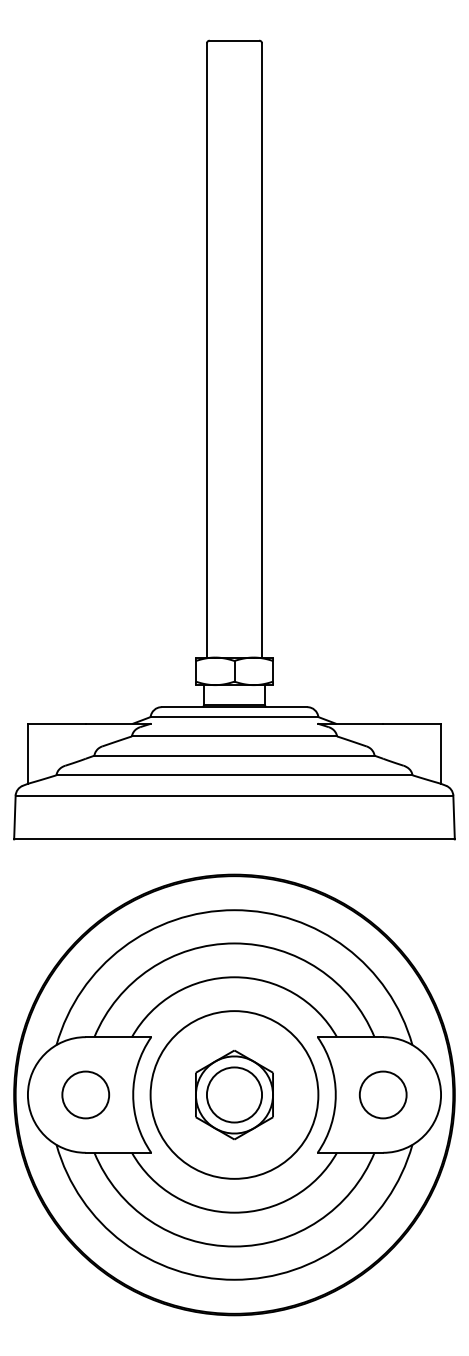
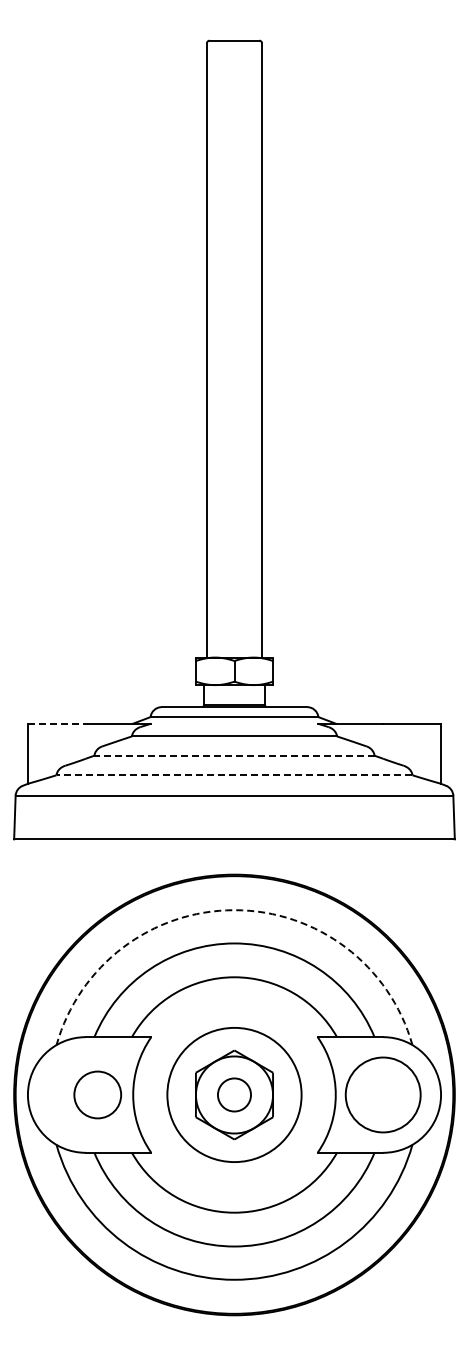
line: solid -> dashed (56, 723)
line: solid -> dashed (234, 755)
line: solid -> dashed (234, 775)
arc: solid -> dashed (234, 910)
circle position: (85, 1094) -> (97, 1094) (97, 1094)
circle diameter: 168 px -> 134 px (234, 1094)
circle diameter: 55 px -> 33 px (234, 1094)
circle diameter: 47 px -> 75 px (382, 1094)
